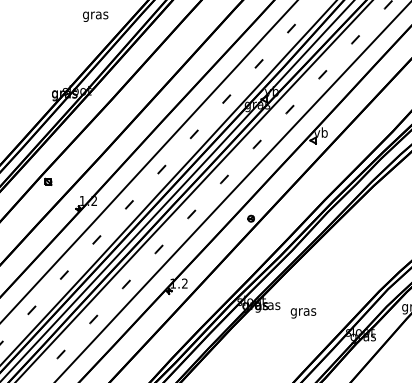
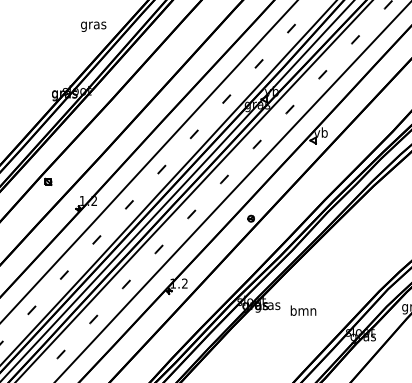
text position: (95, 16) -> (93, 26) (93, 26)
text: gras -> bmn (303, 311)
